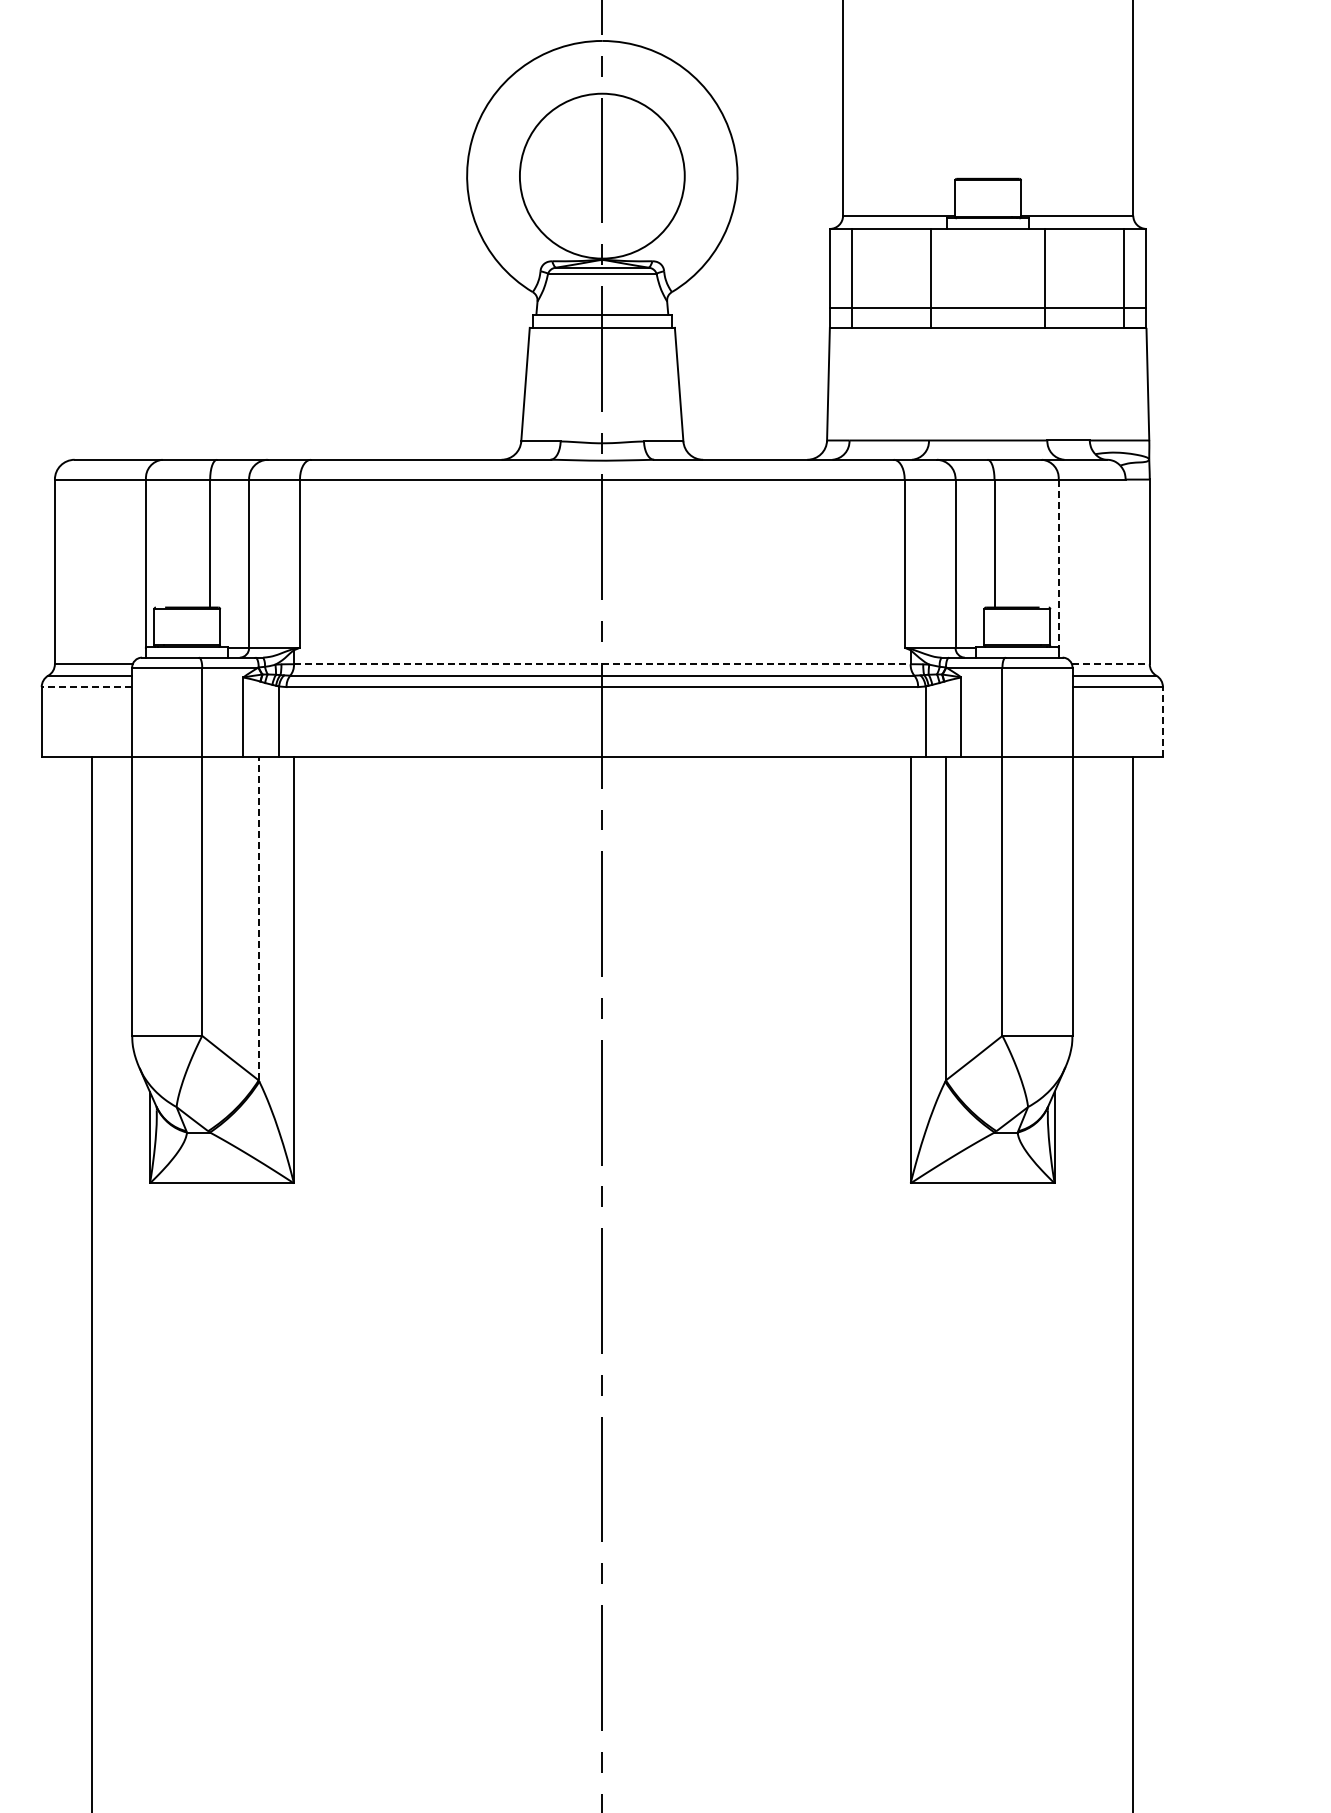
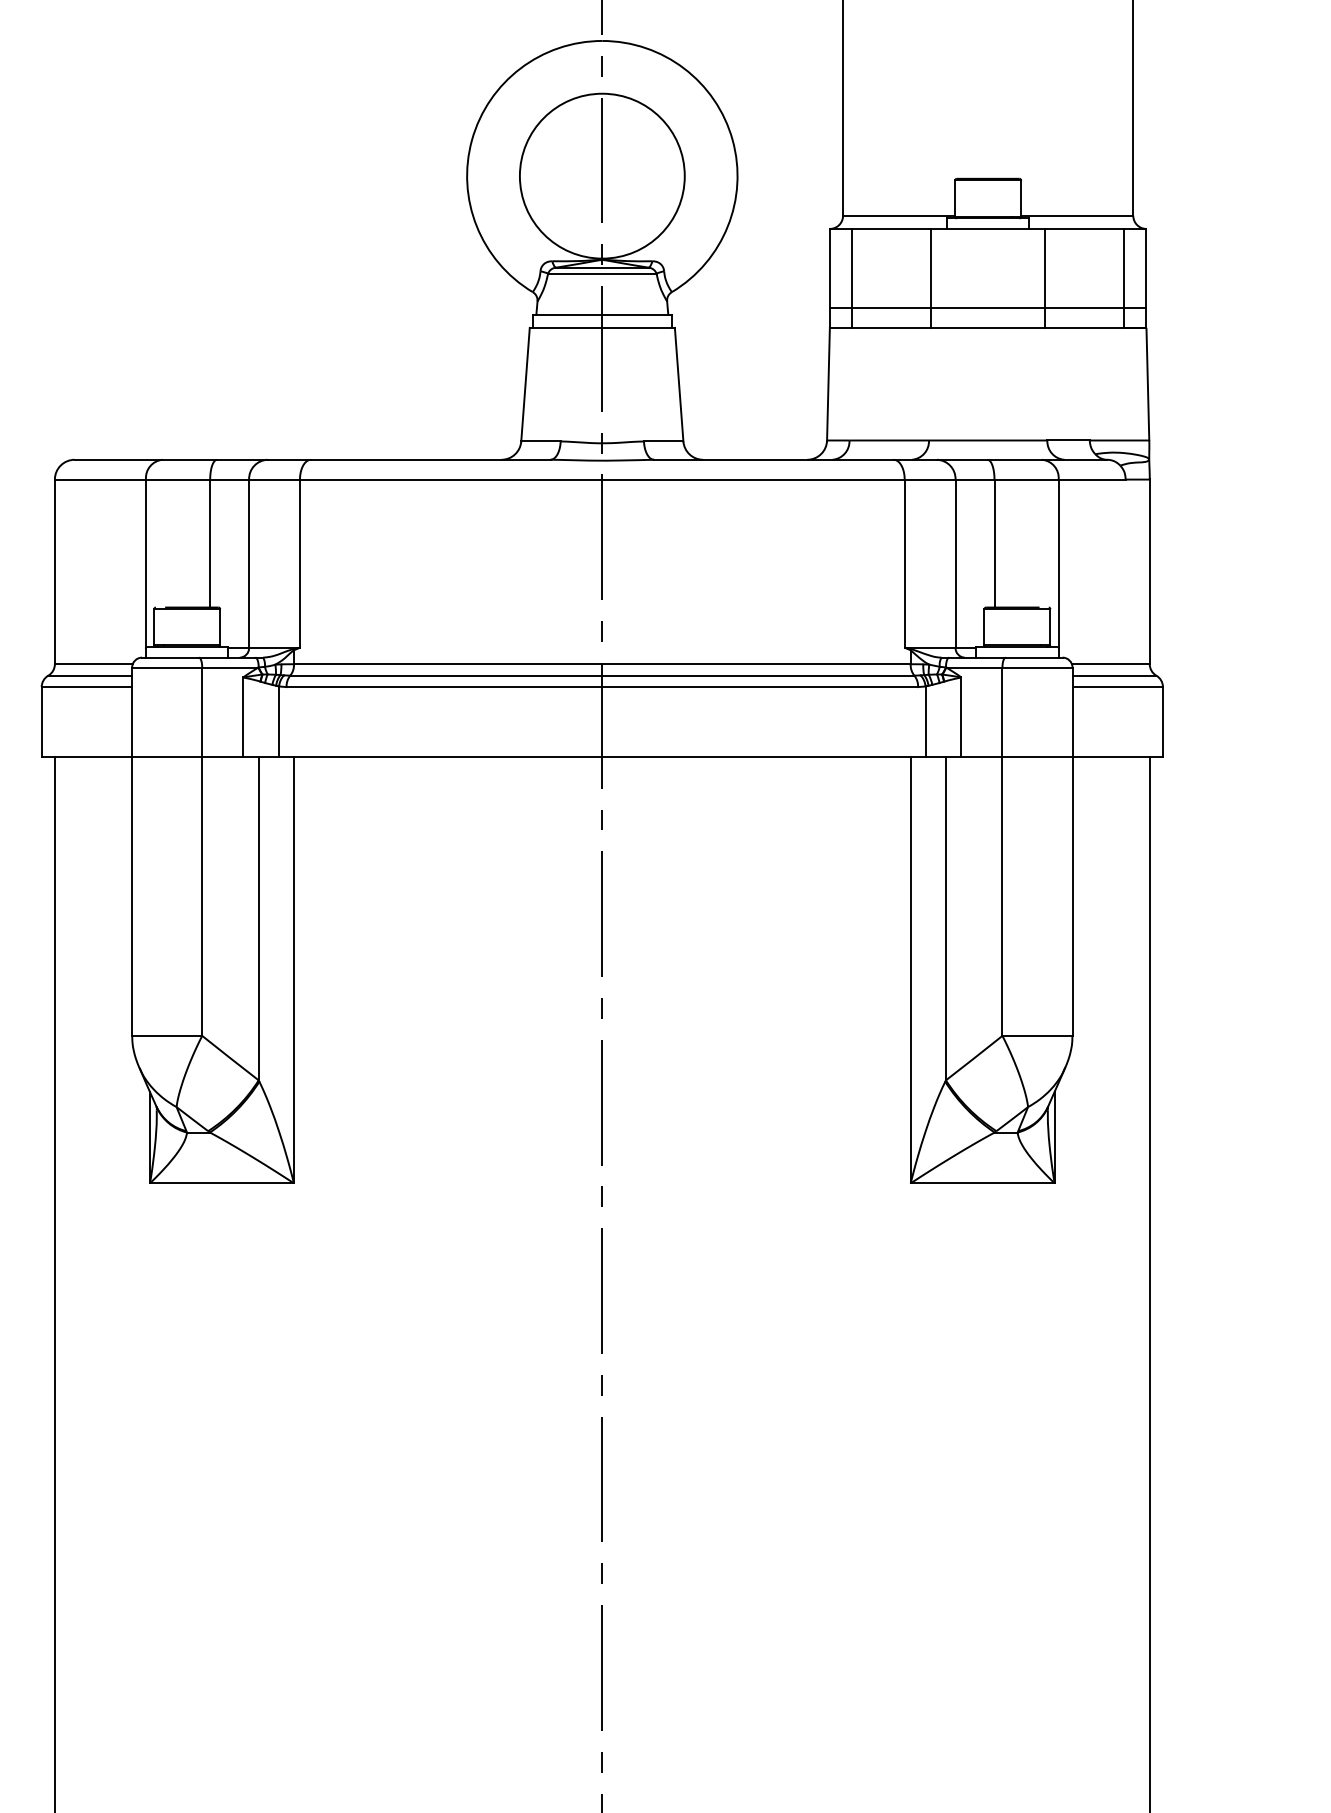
line: dashed -> solid (1058, 564)
line: dashed -> solid (602, 664)
line: dashed -> solid (1110, 664)
line: dashed -> solid (86, 687)
line: dashed -> solid (1162, 721)
line: dashed -> solid (258, 918)
line position: (91, 1282) -> (54, 1282) (54, 1282)
line position: (1132, 1282) -> (1149, 1282) (1149, 1282)
